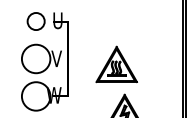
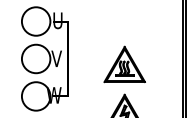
circle diameter: 17 px -> 28 px (35, 21)
part position: (116, 64) -> (124, 64) (124, 64)
